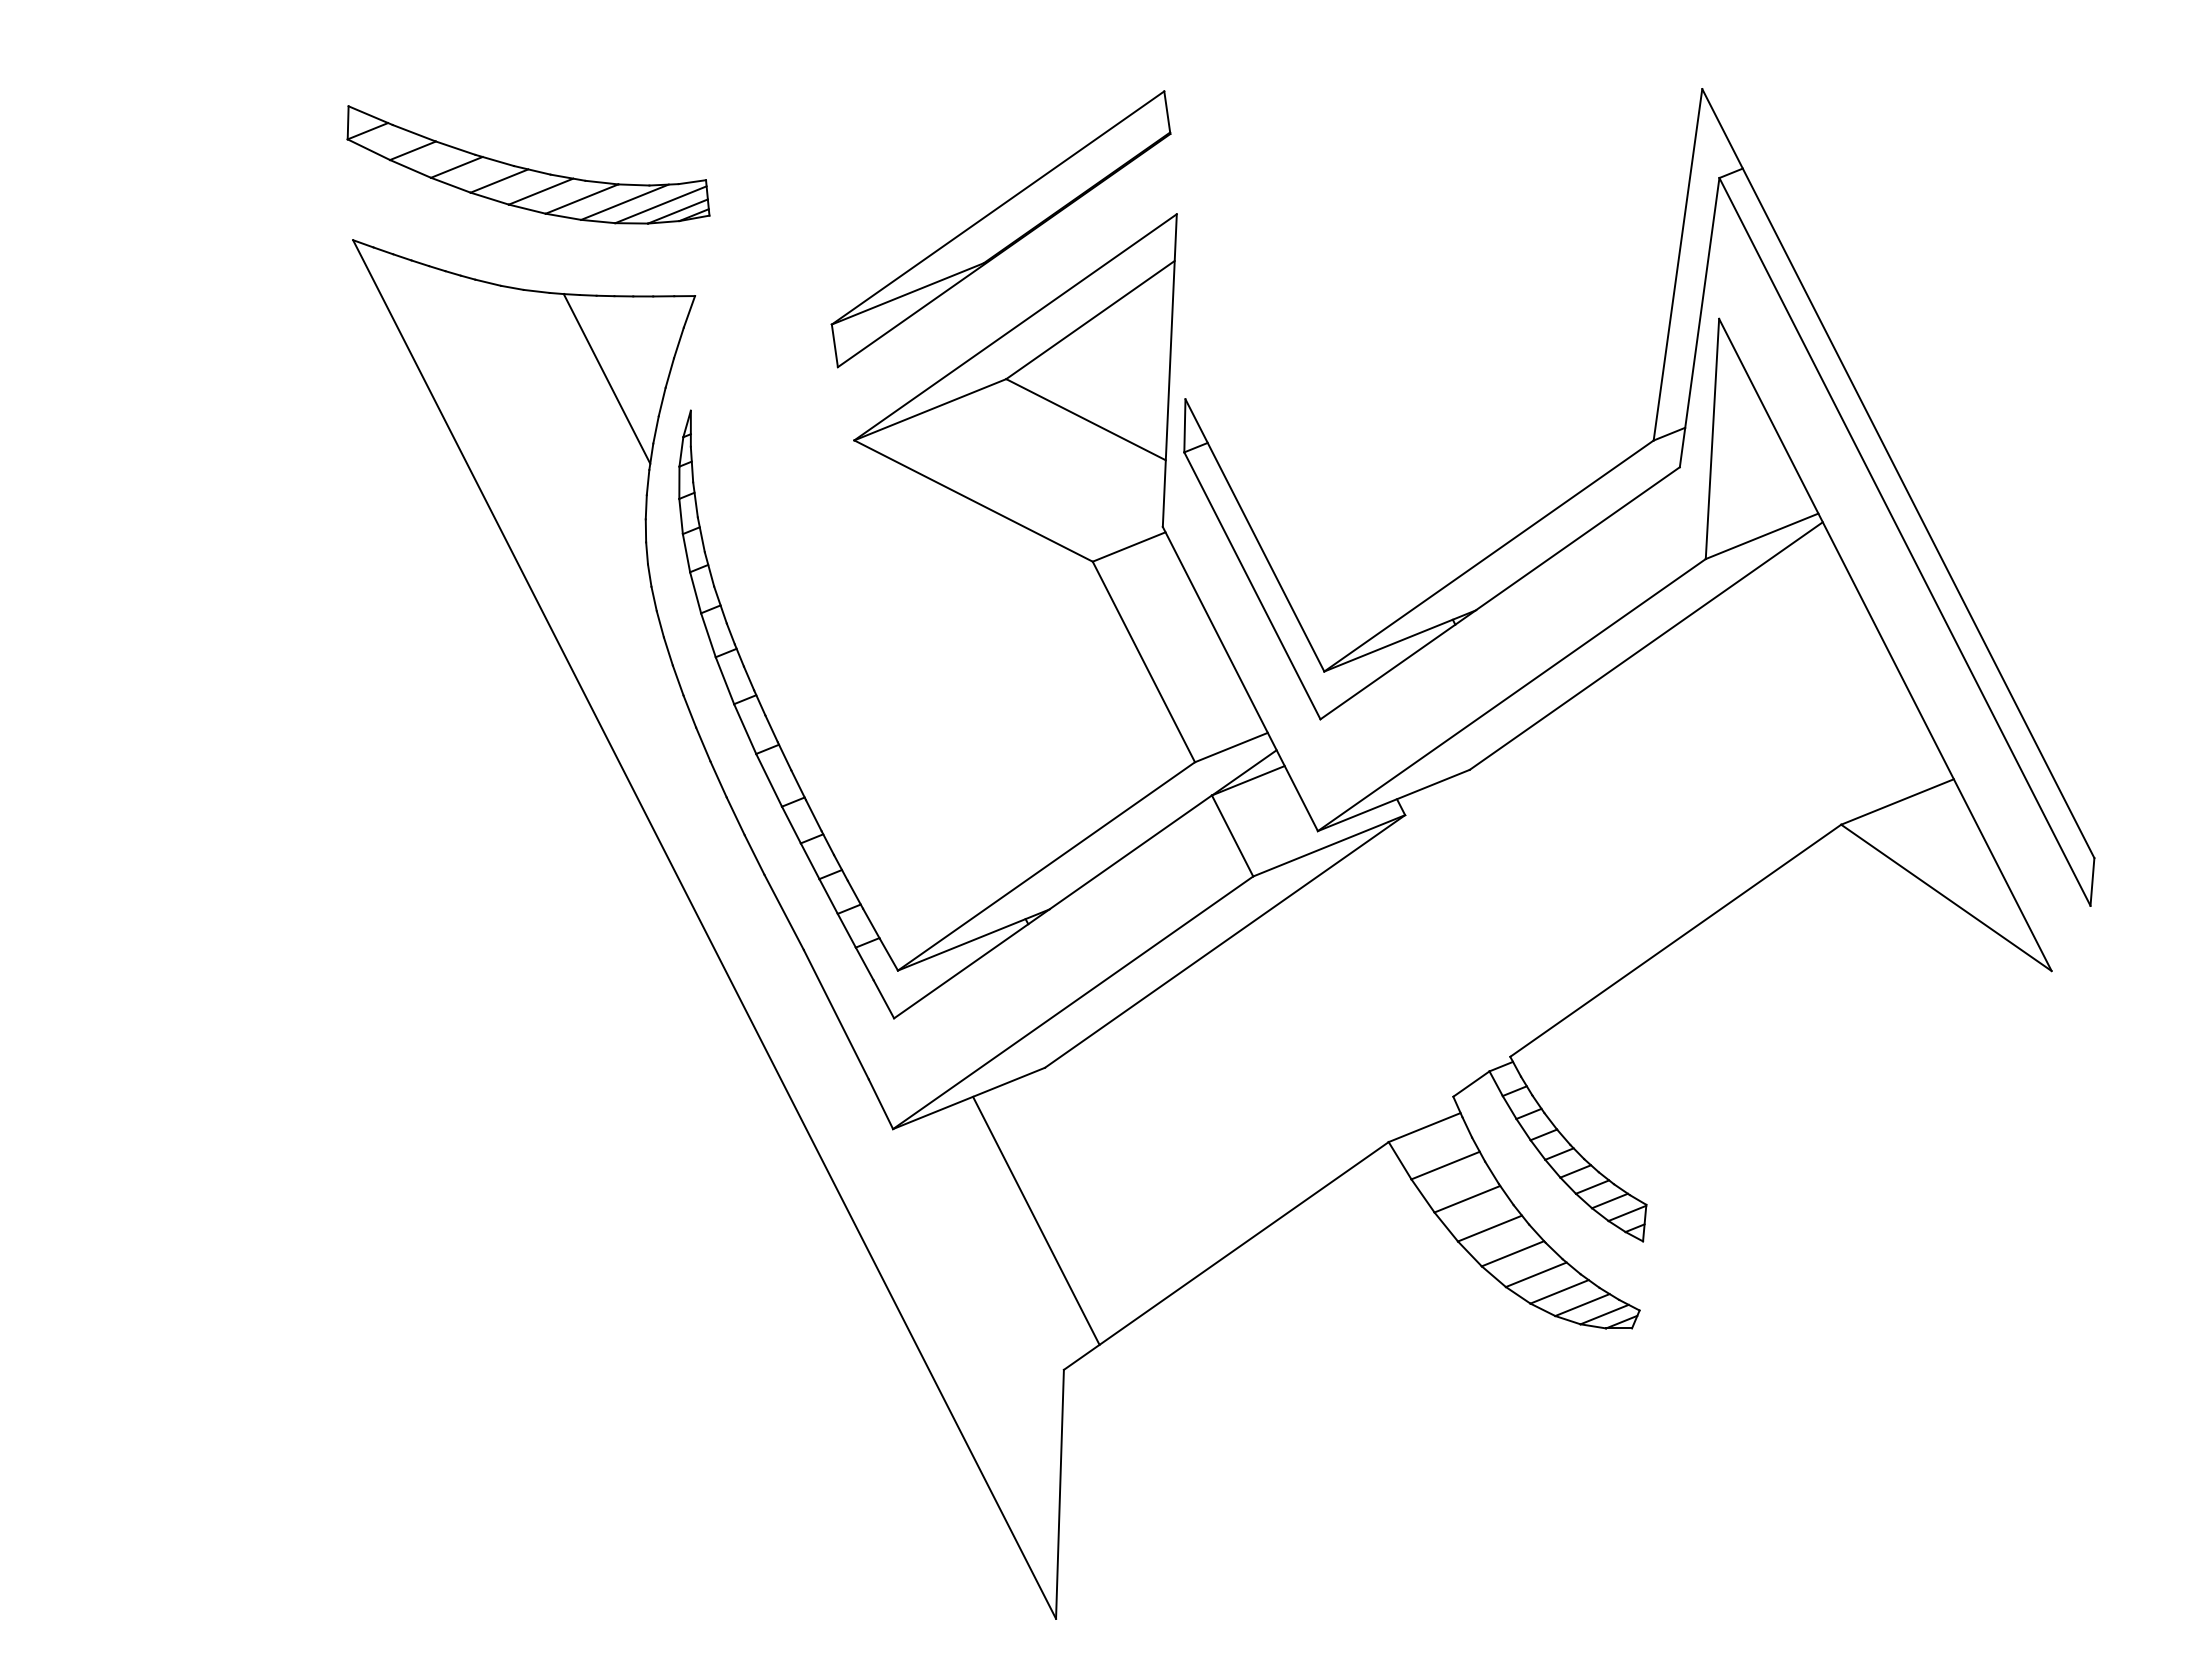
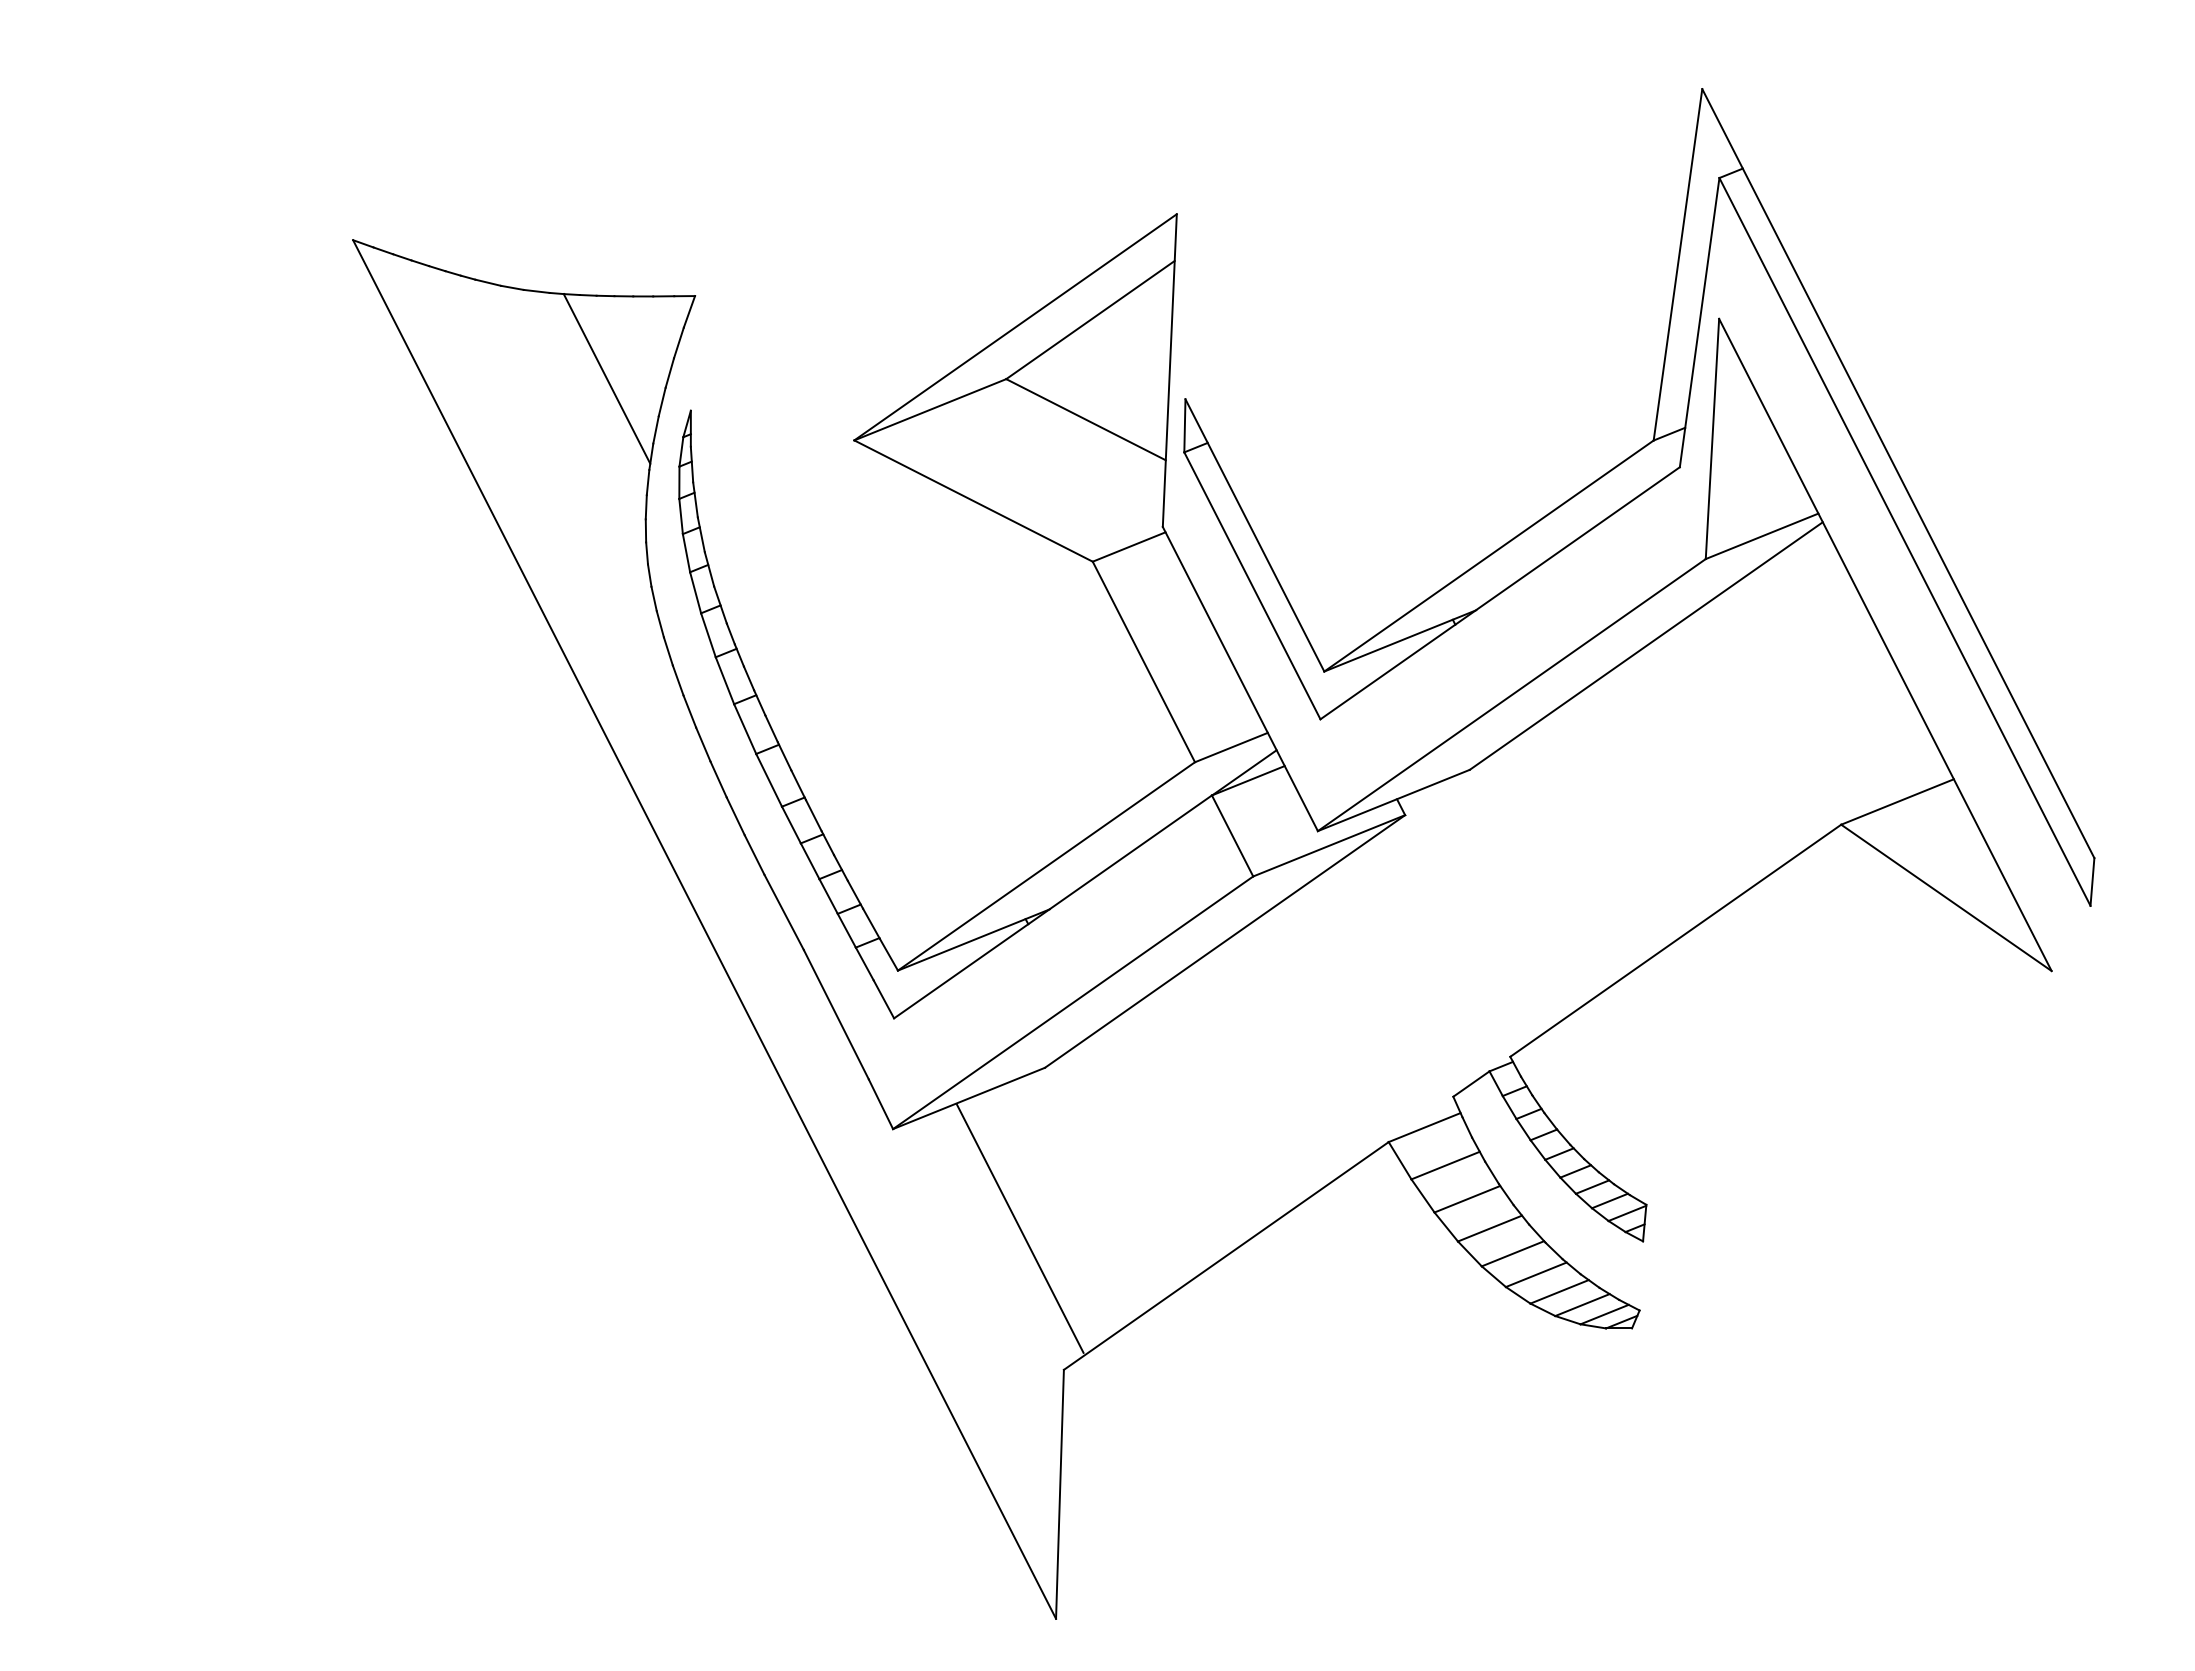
part: present -> none (528, 164)
part: present -> none (1000, 229)
line position: (1036, 1220) -> (1020, 1228) (1020, 1228)
